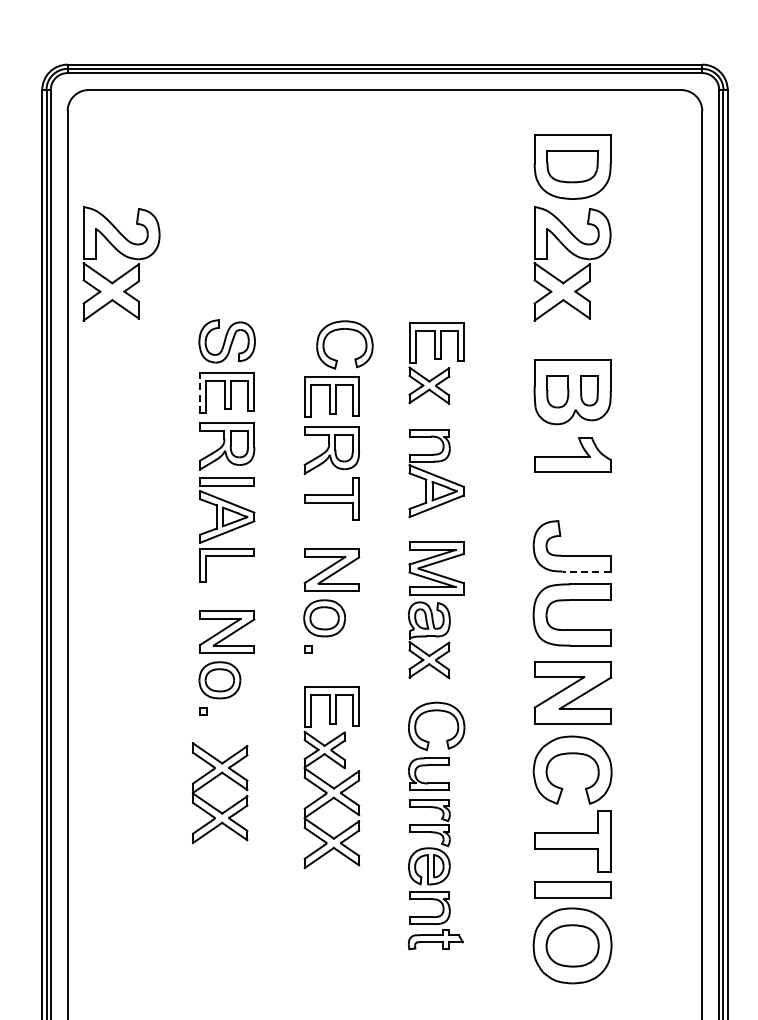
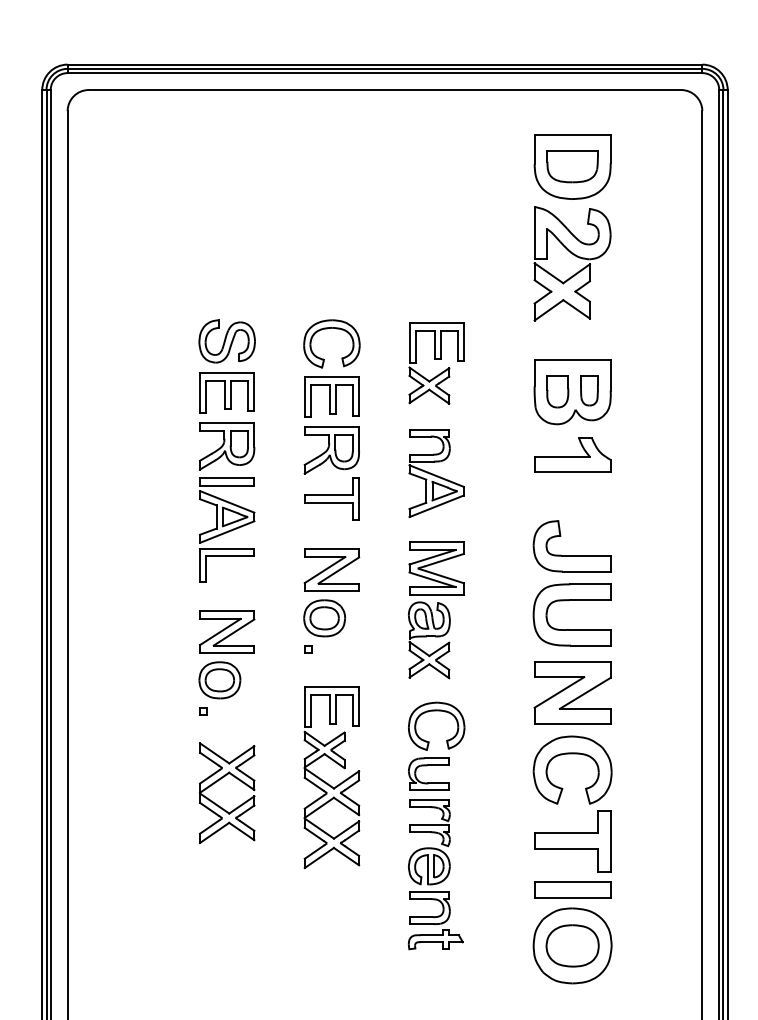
part: present -> none (125, 257)
part position: (340, 330) -> (327, 329) (327, 329)
line: dashed -> solid (200, 393)
line: dashed -> solid (586, 571)
part position: (211, 781) -> (218, 781) (218, 781)
